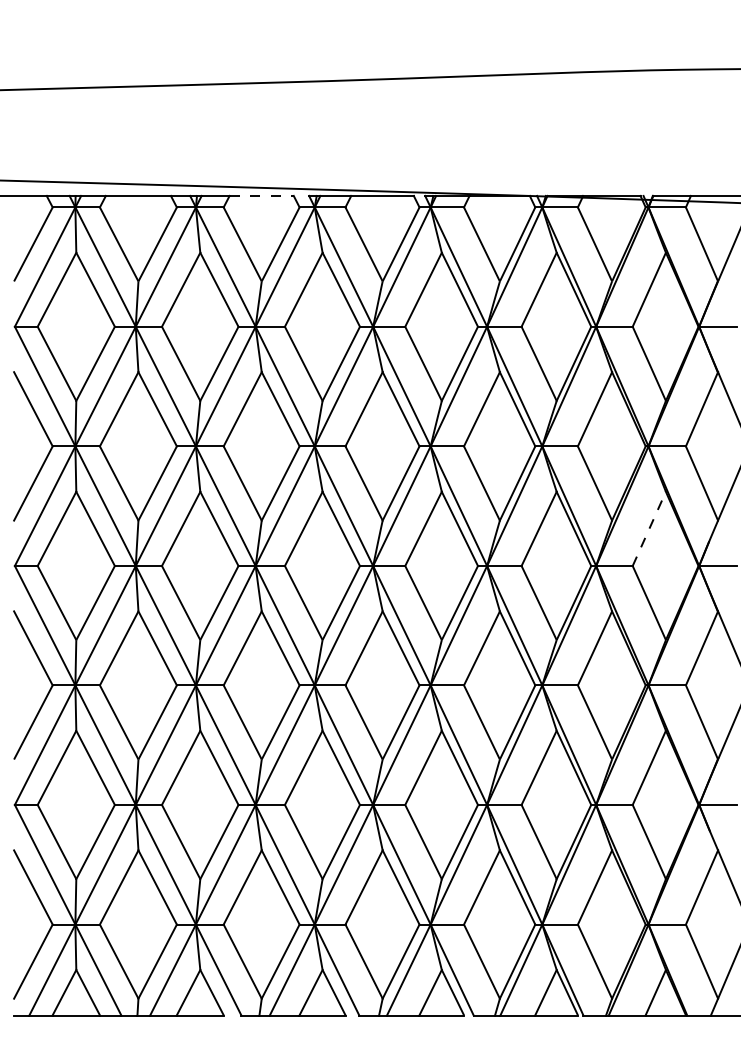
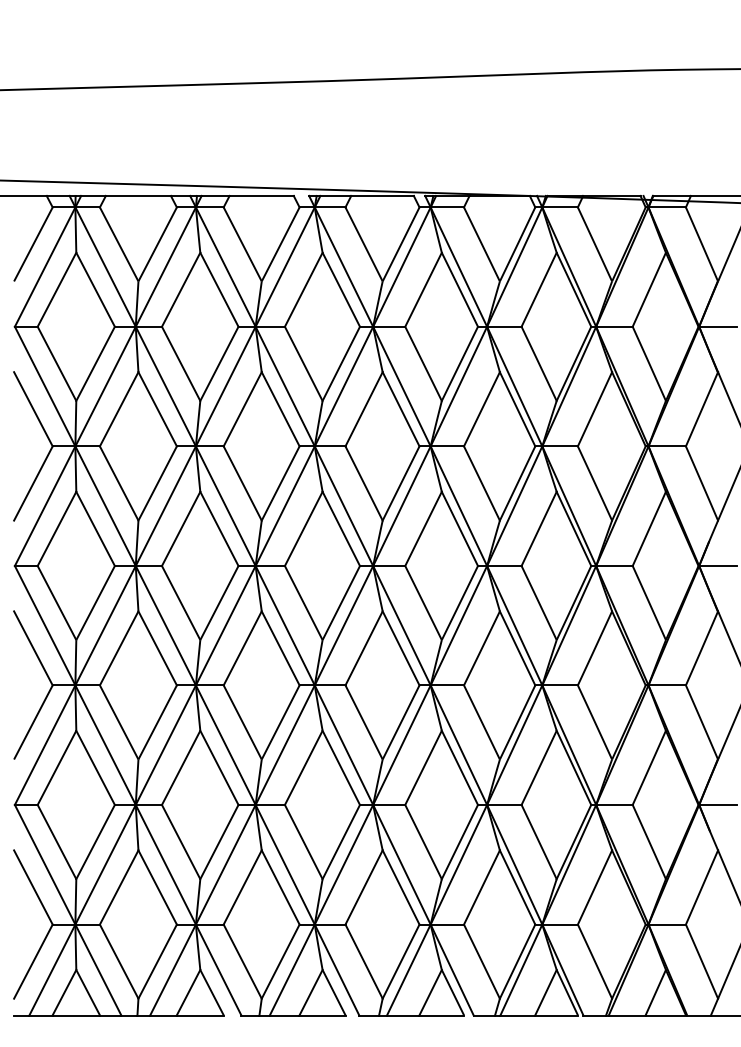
line: dashed -> solid (262, 195)
line: dashed -> solid (649, 528)
